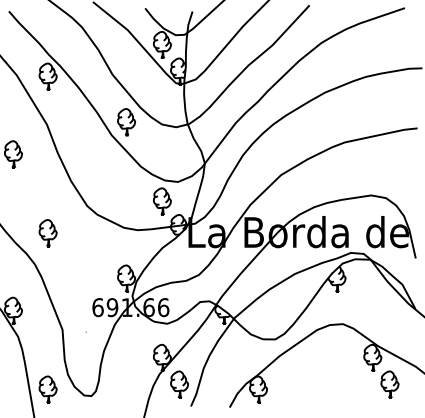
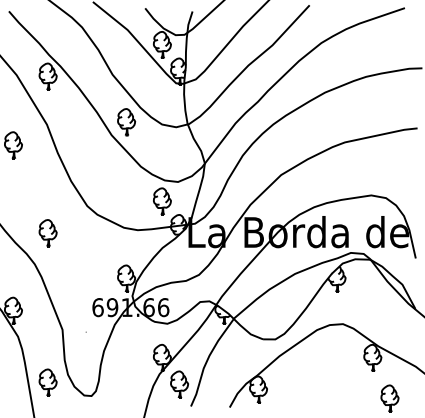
part position: (13, 154) -> (13, 145) (13, 145)
part position: (389, 384) -> (389, 398) (389, 398)
part position: (47, 389) -> (47, 382) (47, 382)
